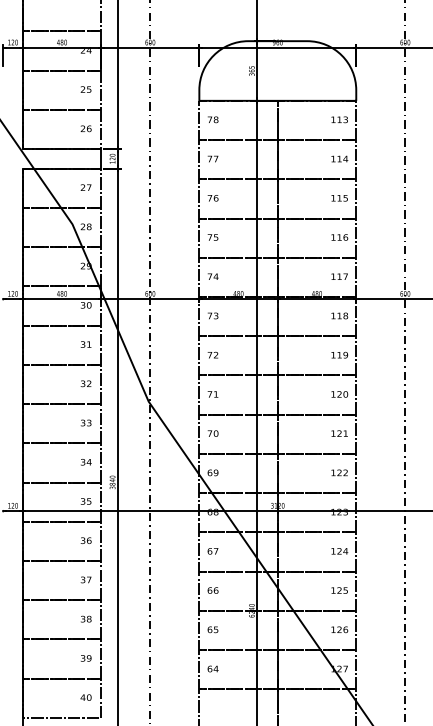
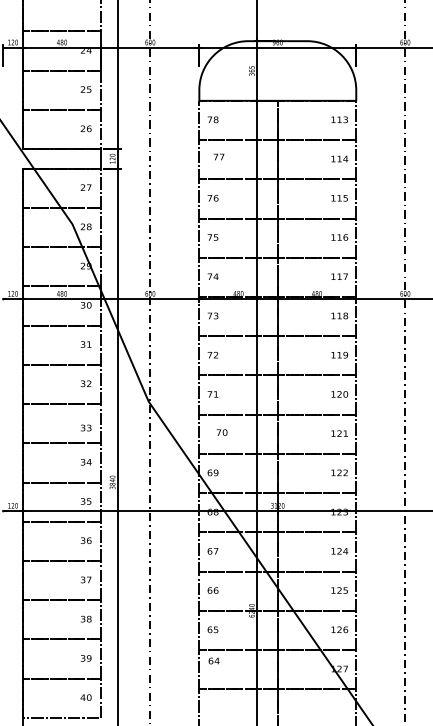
text position: (212, 158) -> (218, 156) (218, 156)
text position: (85, 422) -> (85, 427) (85, 427)
text position: (212, 433) -> (221, 432) (221, 432)
text position: (212, 668) -> (213, 660) (213, 660)
